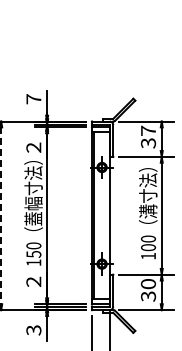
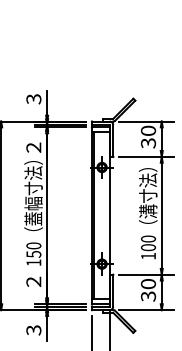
text: 7 -> 3 (33, 99)
text: 37 -> 30 (148, 130)
line: dashed -> solid (1, 216)
